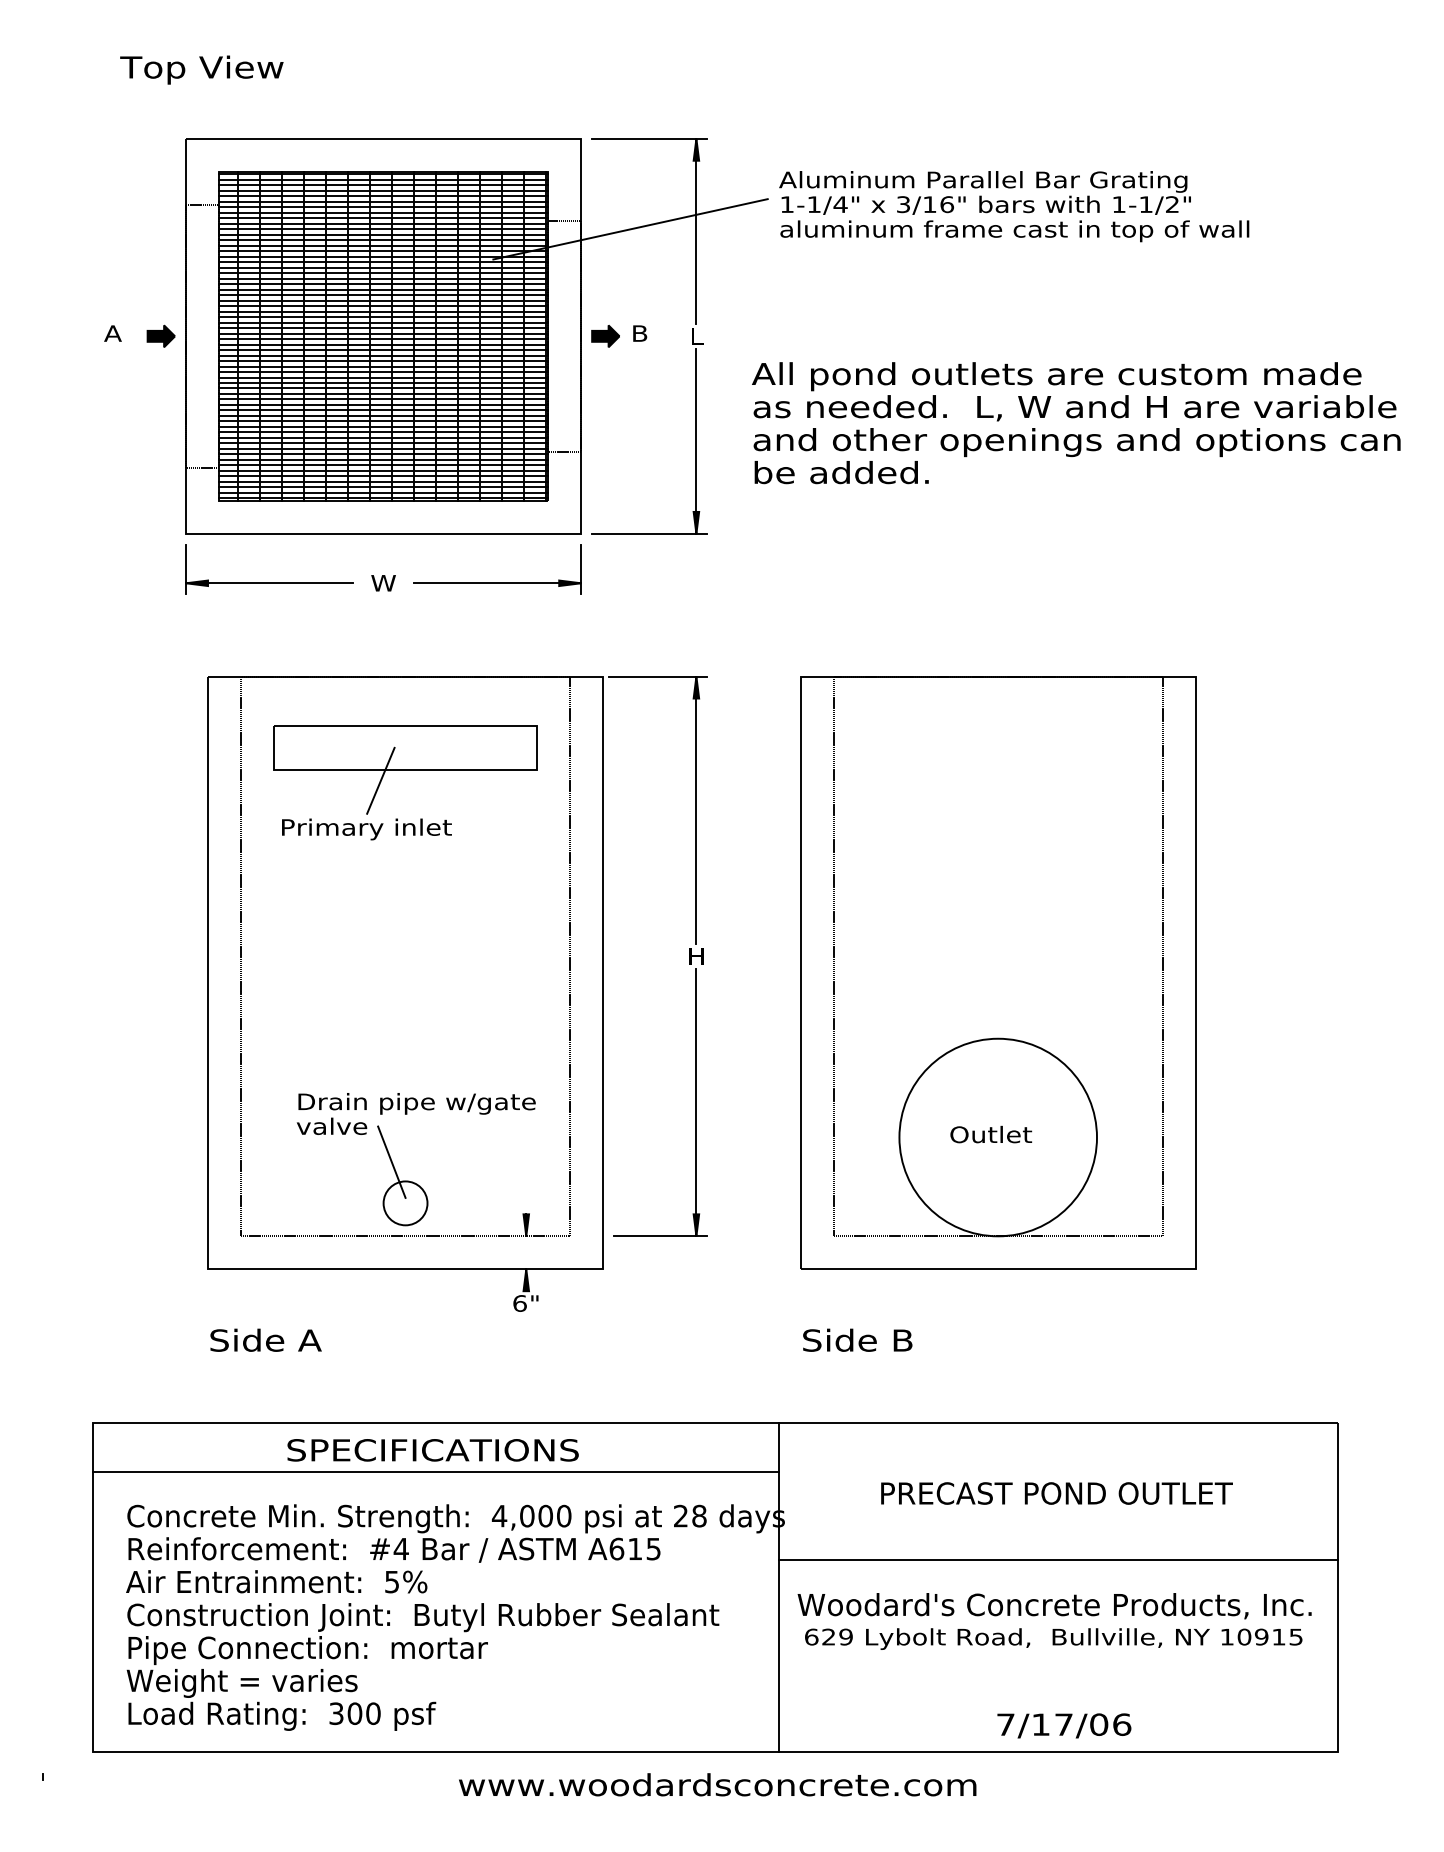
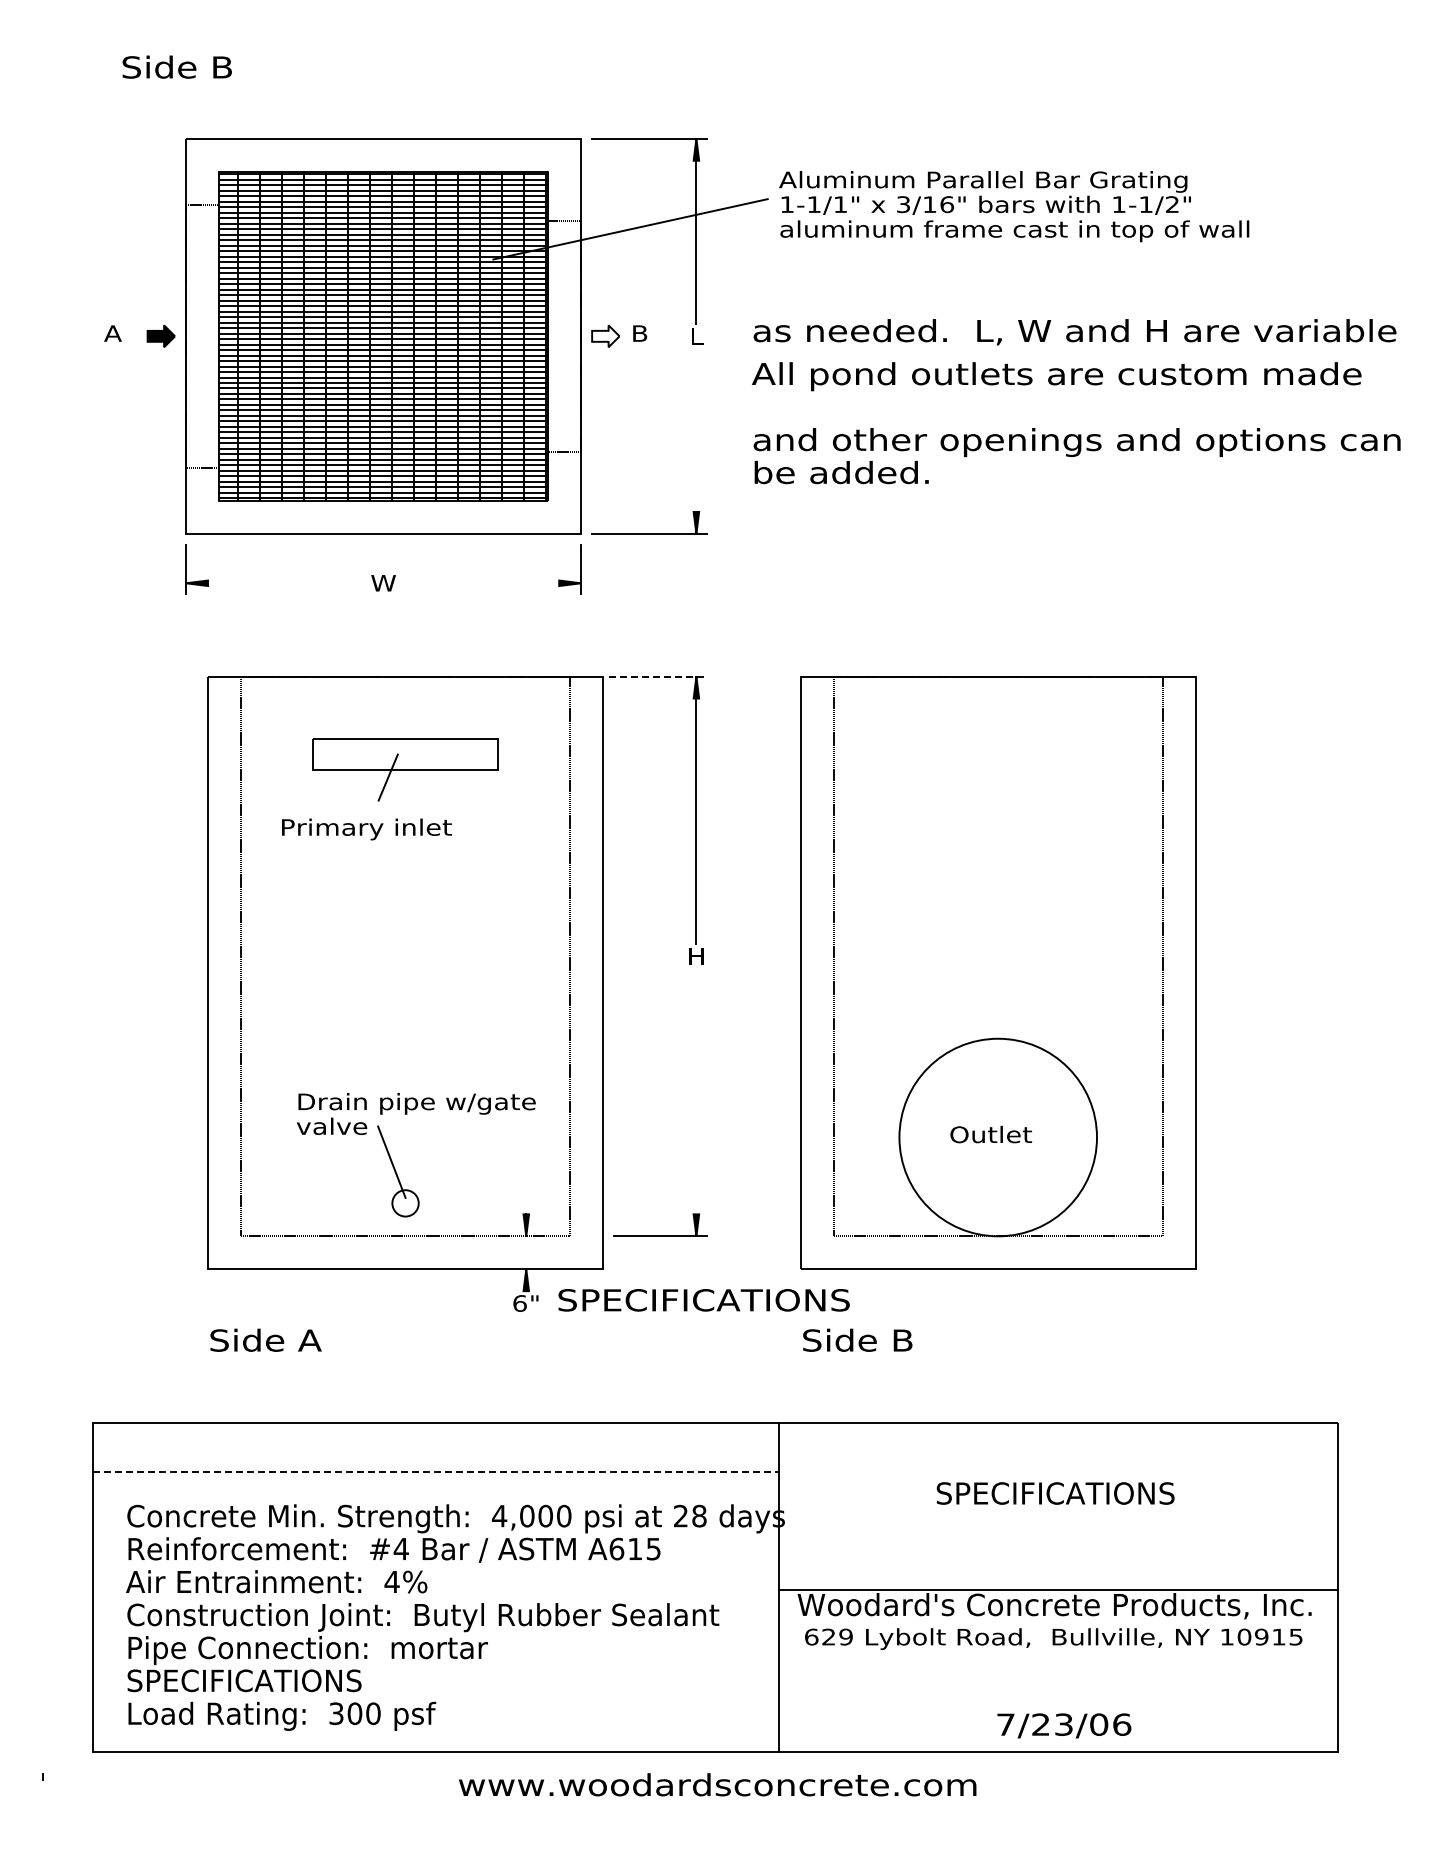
text: Top View -> Side B (201, 69)
text: 1-1/4" -> 1-1/1" (840, 204)
fill: present -> none (605, 336)
text position: (1074, 408) -> (1074, 332) (1074, 332)
line: present -> none (696, 440)
line: present -> none (269, 583)
line: present -> none (497, 583)
line: solid -> dashed (658, 676)
part size: 265x90 px -> 187x64 px (405, 769)
line: present -> none (696, 1102)
circle diameter: 44 px -> 26 px (405, 1203)
text position: (432, 1450) -> (703, 1300) (703, 1300)
line: solid -> dashed (435, 1472)
text: PRECAST POND OUTLET -> SPECIFICATIONS (1056, 1493)
line position: (1058, 1560) -> (1058, 1590) (1058, 1590)
text: 5% -> 4% (391, 1582)
text: Weight = varies -> SPECIFICATIONS (243, 1683)
text: 7/17/06 -> 7/23/06 (1052, 1724)
